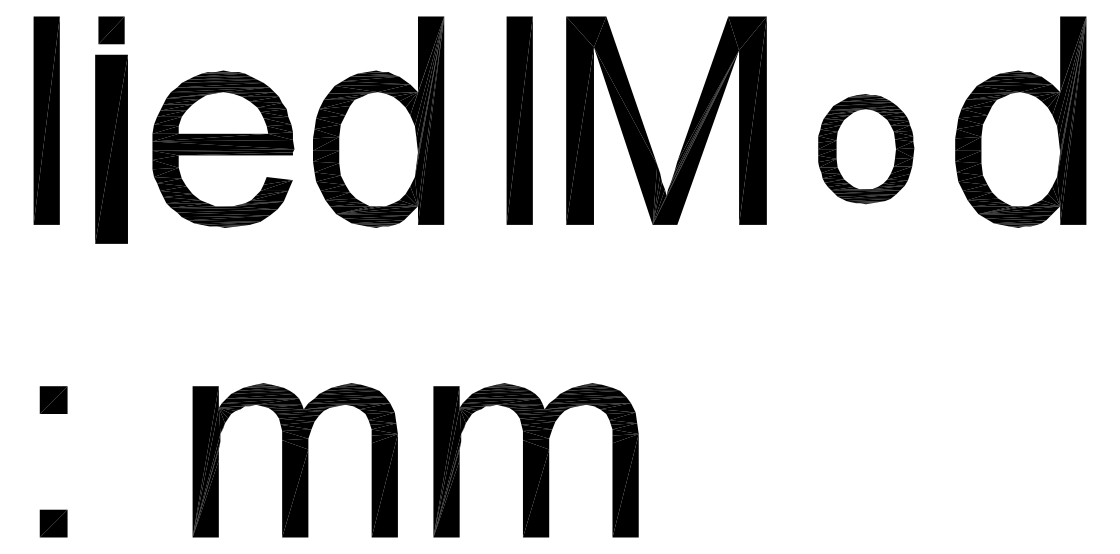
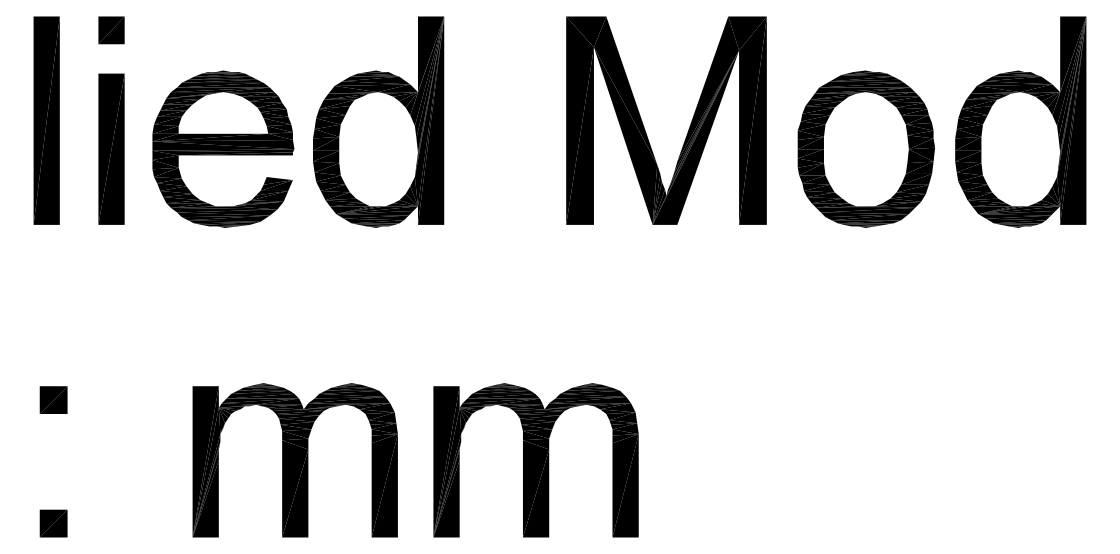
part: present -> none (519, 120)
part size: 33x190 px -> 27x152 px (111, 148)
part size: 97x111 px -> 138x158 px (865, 148)
